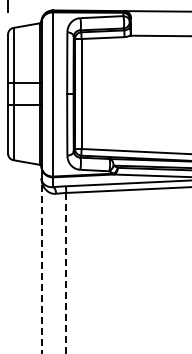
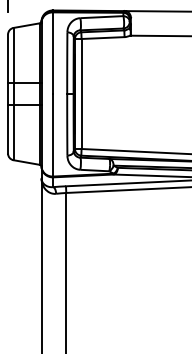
line: dashed -> solid (41, 265)
line: dashed -> solid (66, 273)
